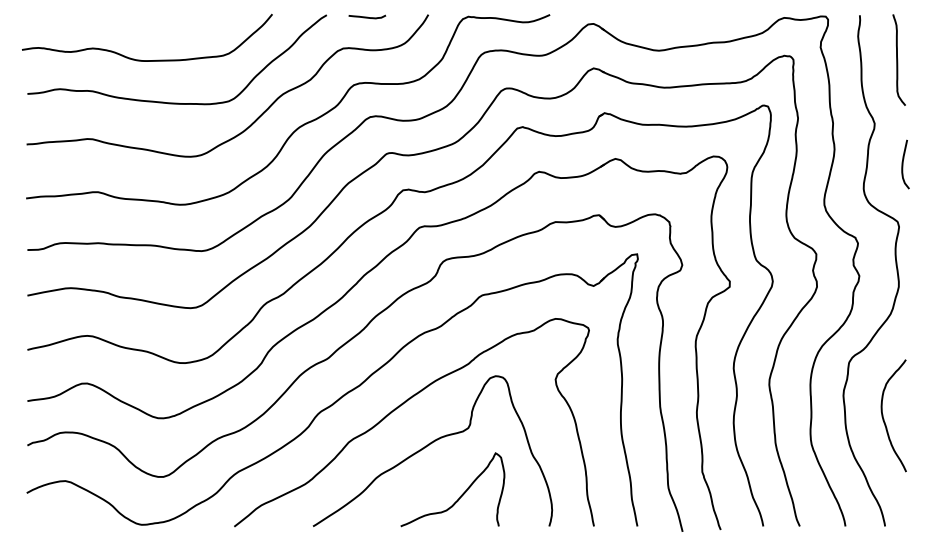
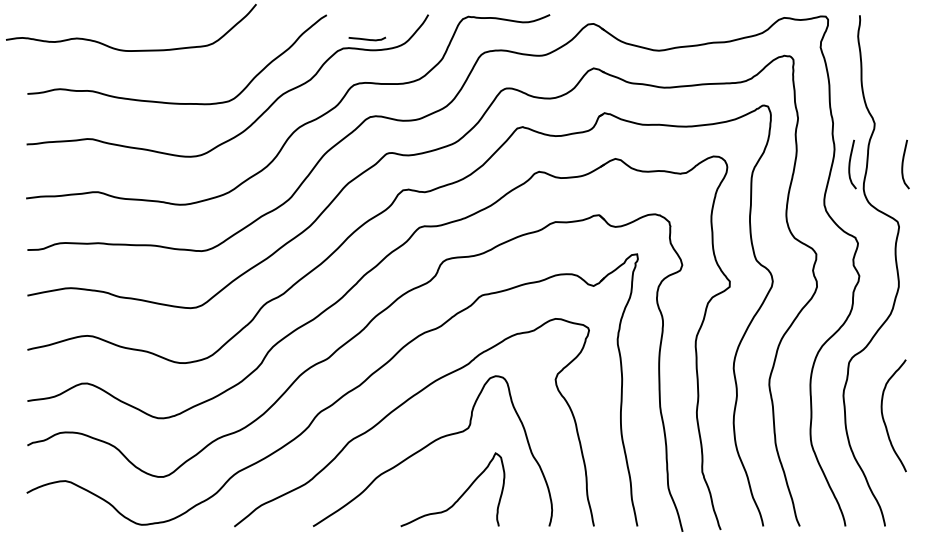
curve position: (367, 16) -> (367, 38) (367, 38)
curve: present -> none (898, 59)
curve position: (147, 60) -> (131, 50) (131, 50)
curve: none -> present (850, 164)
